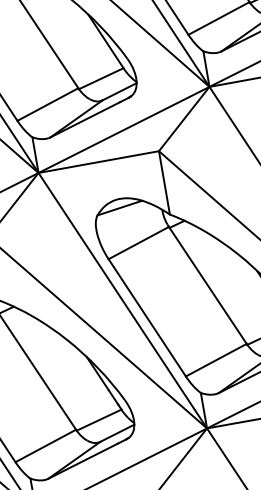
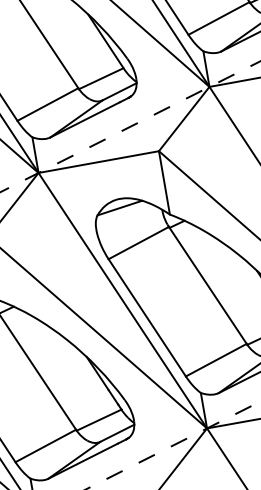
line: solid -> dashed (129, 126)
line: solid -> dashed (172, 445)
